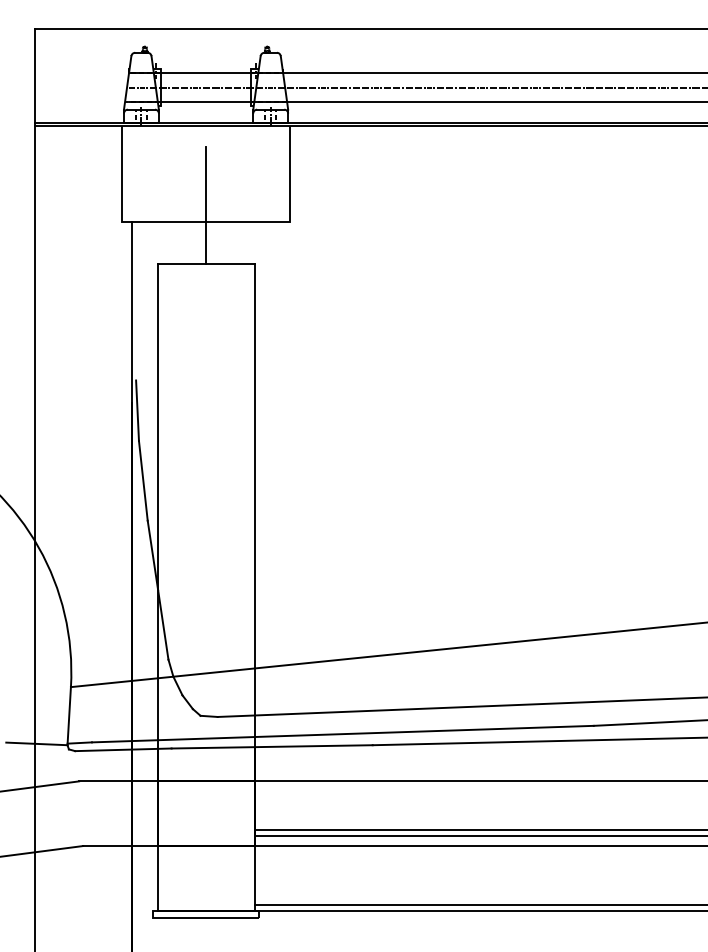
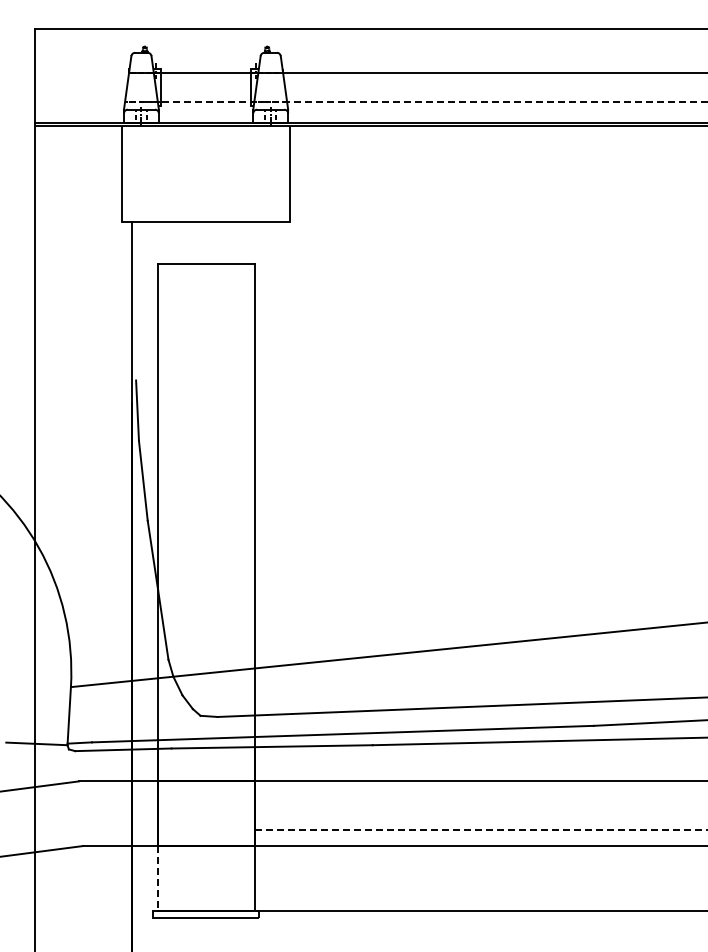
line: present -> none (416, 87)
line: solid -> dashed (418, 102)
line: present -> none (206, 205)
line: solid -> dashed (480, 829)
line: present -> none (479, 835)
line: solid -> dashed (157, 878)
line: present -> none (479, 904)
